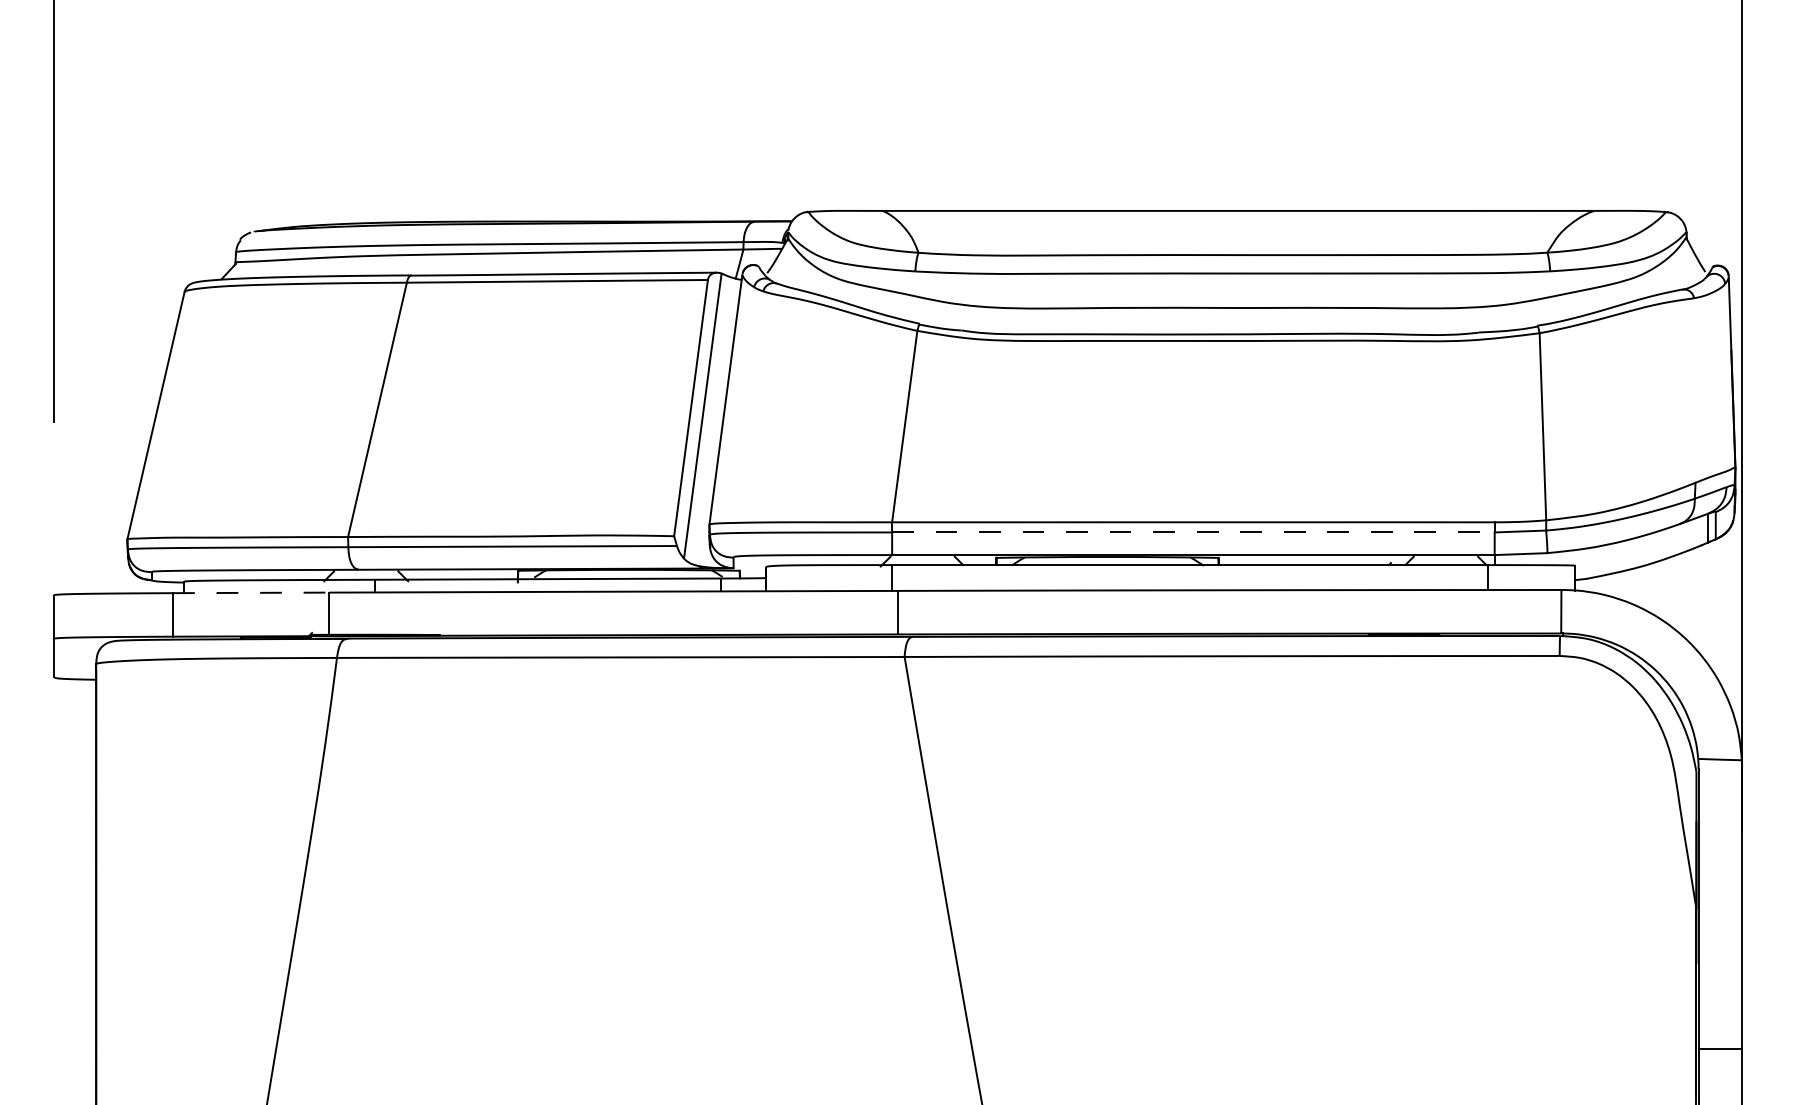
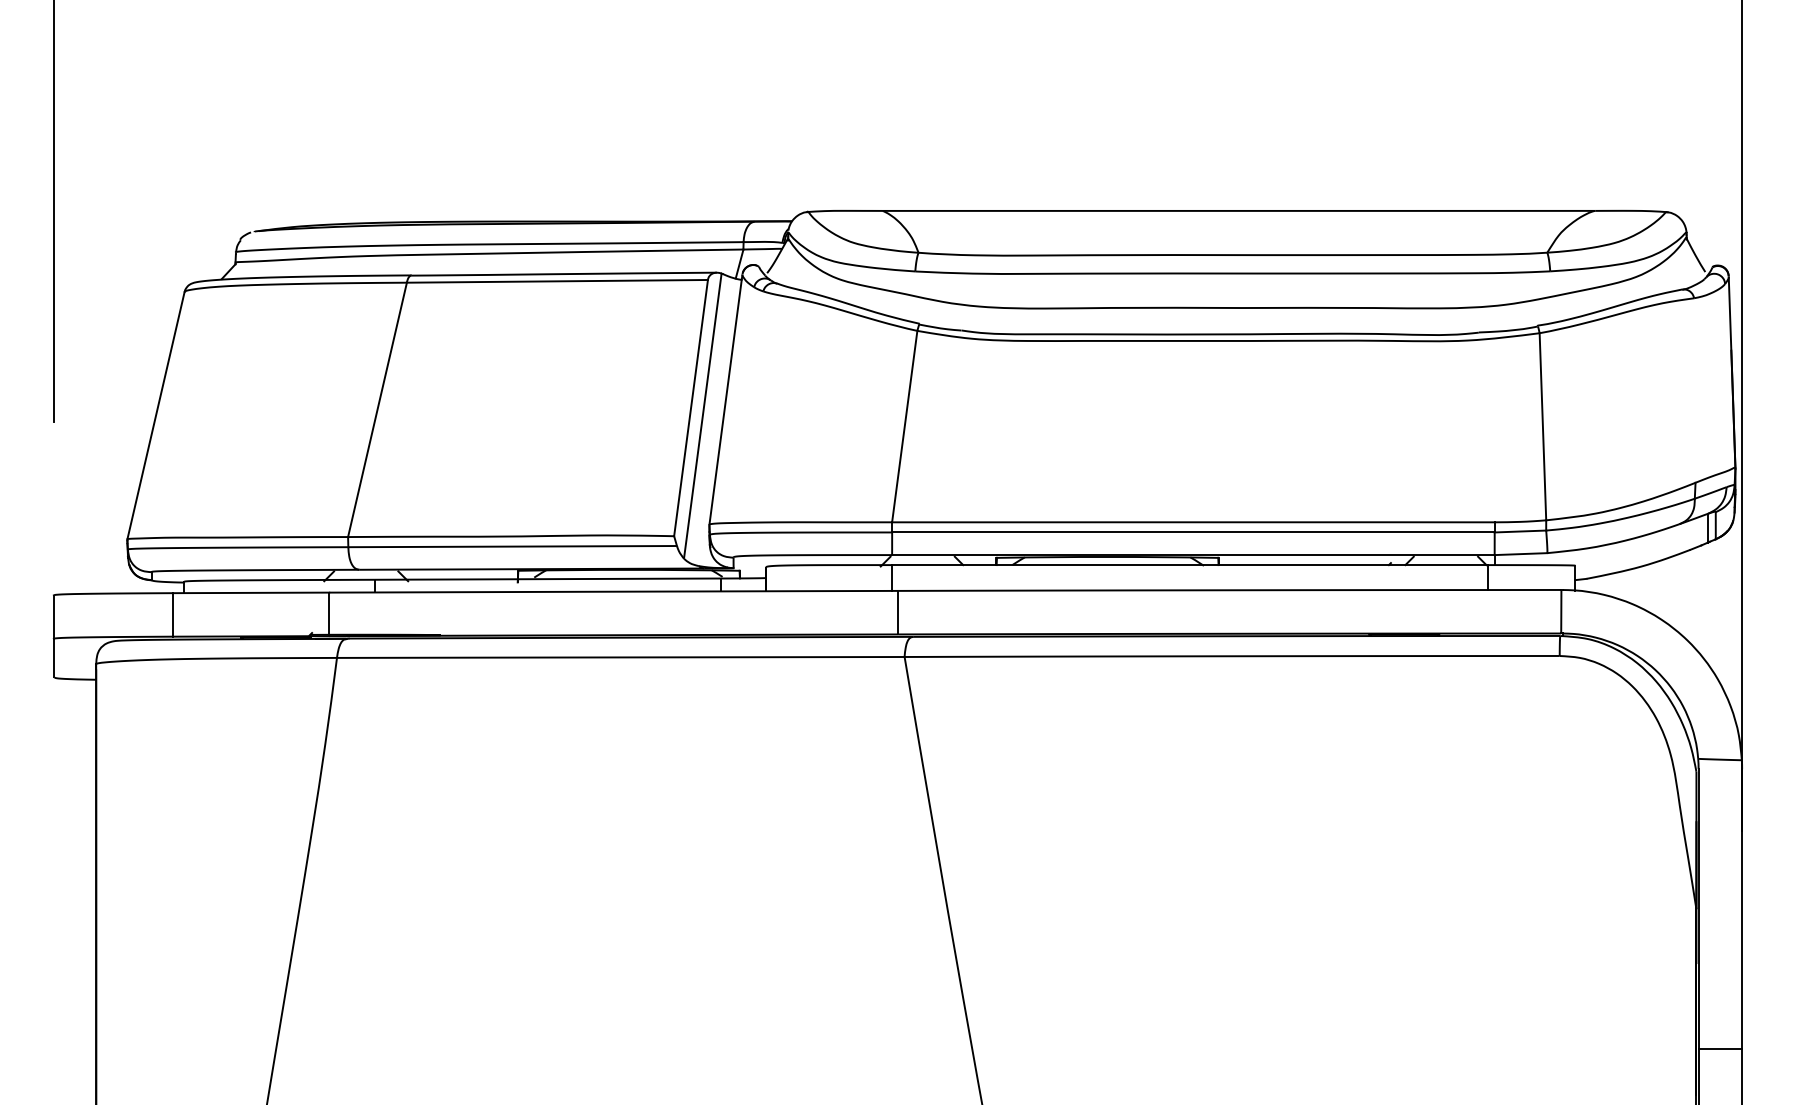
line: dashed -> solid (1193, 532)
line: dashed -> solid (251, 592)
